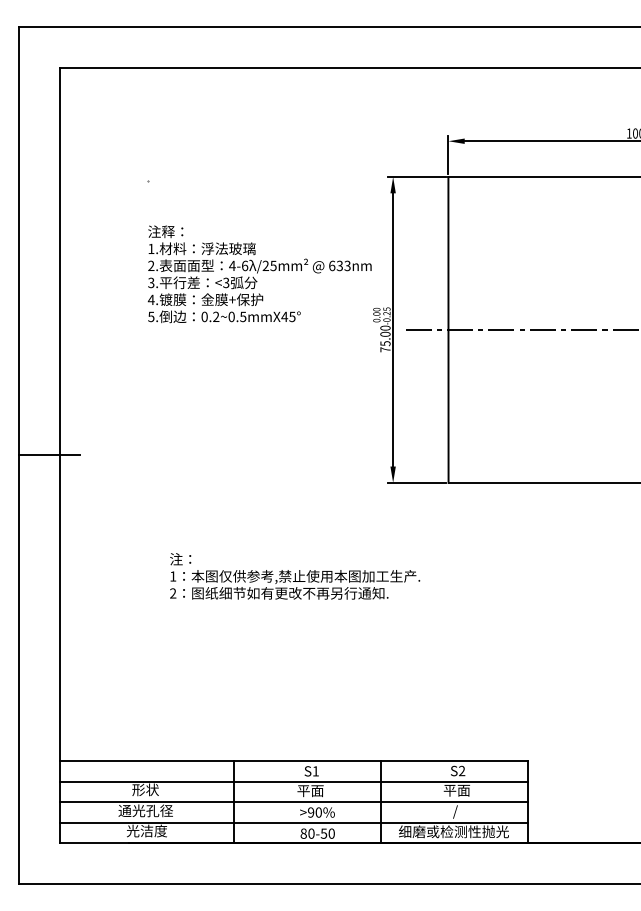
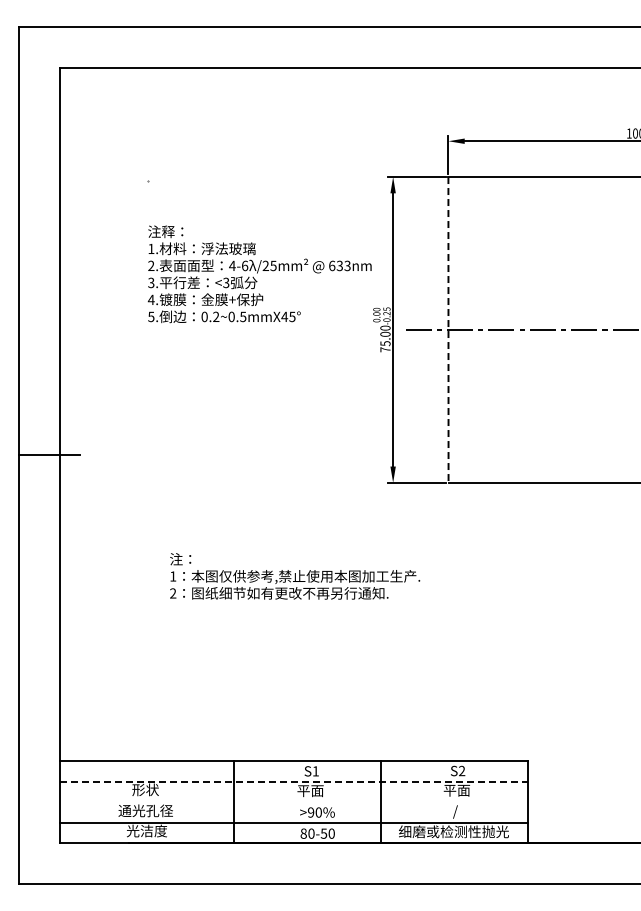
line: solid -> dashed (448, 329)
line: solid -> dashed (293, 781)
line: present -> none (293, 802)
